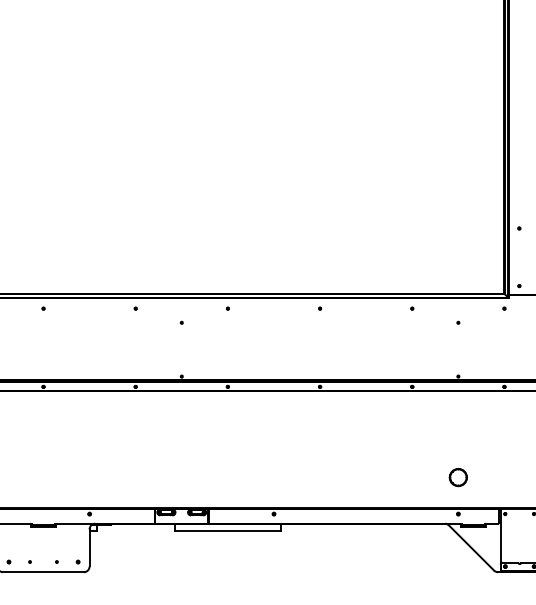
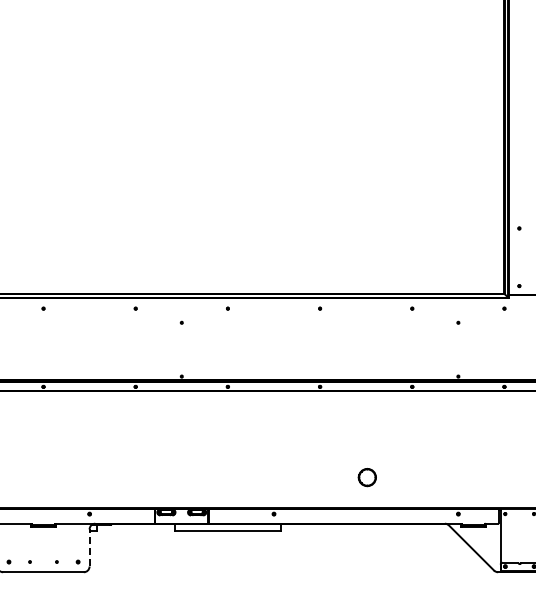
part position: (457, 477) -> (366, 477) (366, 477)
line: solid -> dashed (89, 547)
